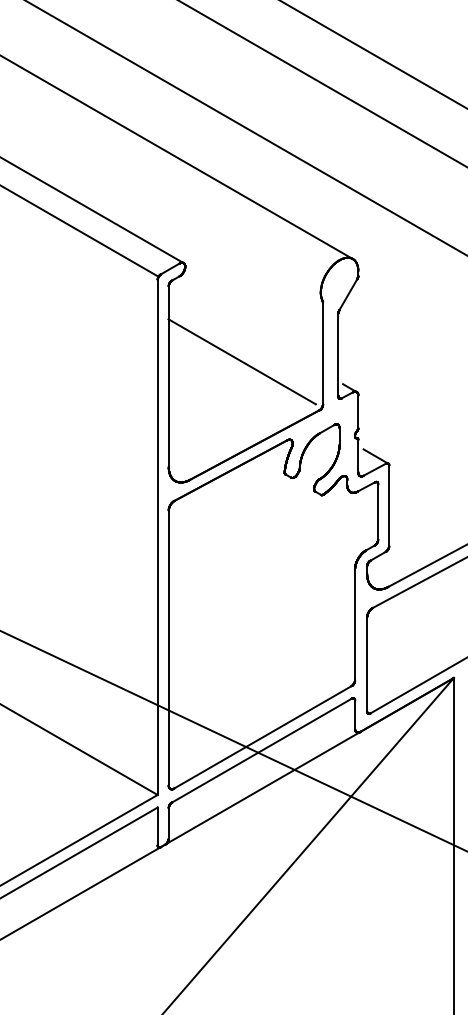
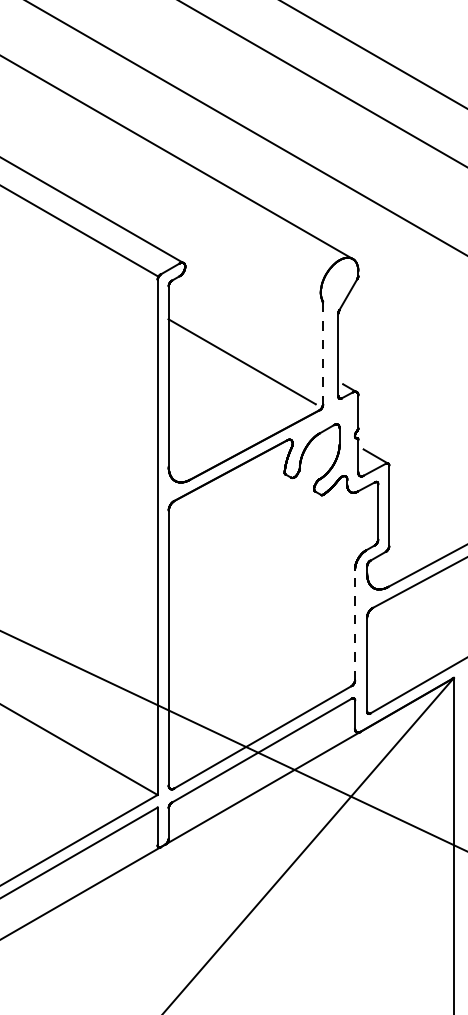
line: solid -> dashed (323, 353)
line: solid -> dashed (355, 624)
